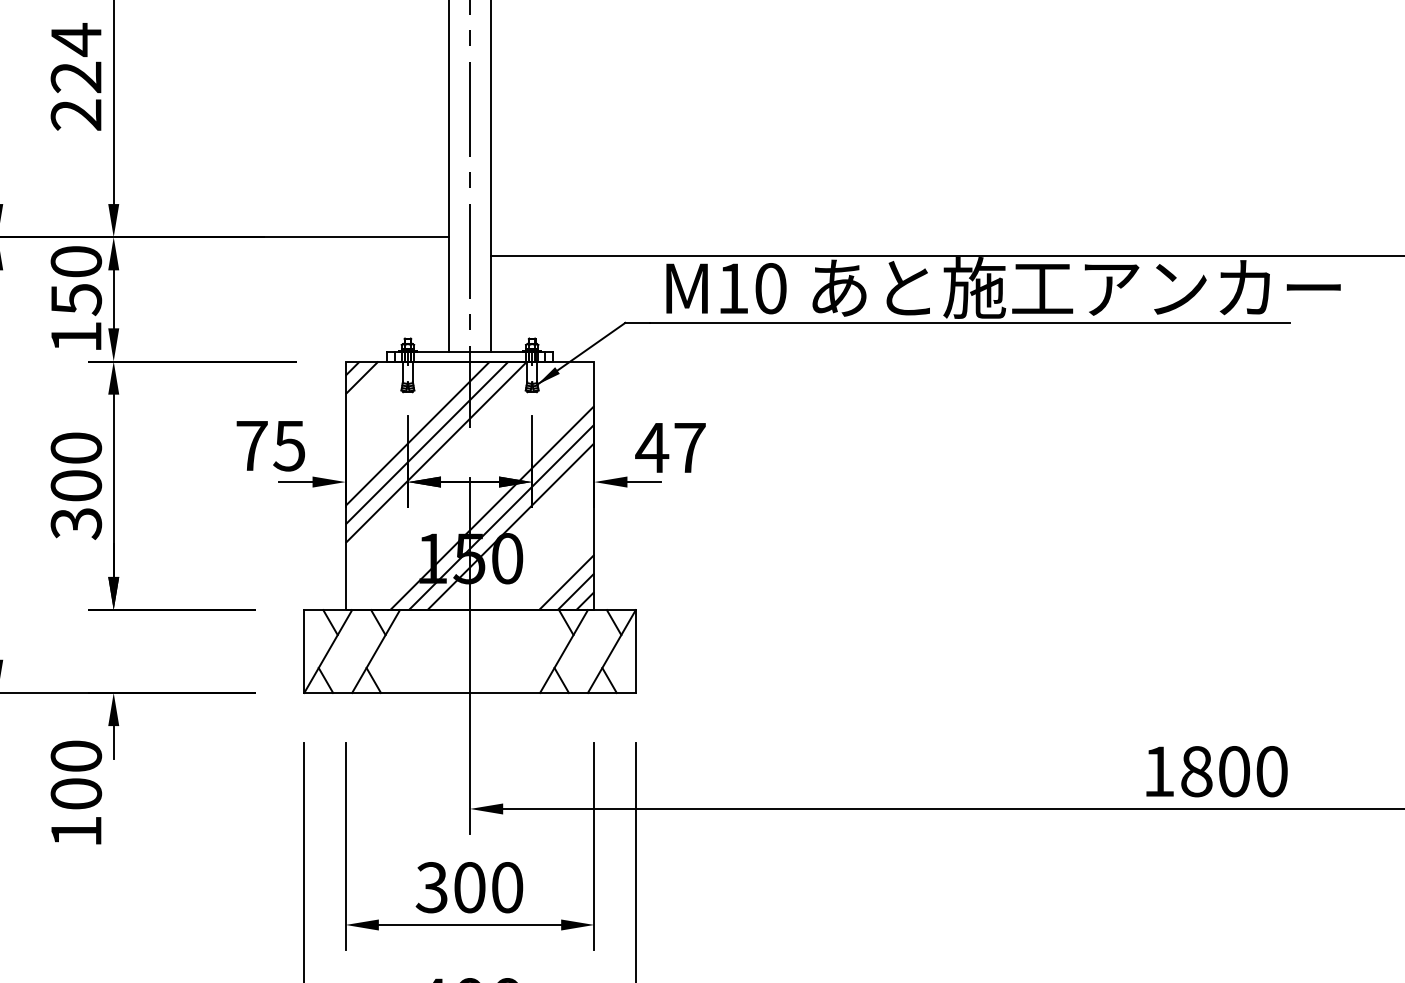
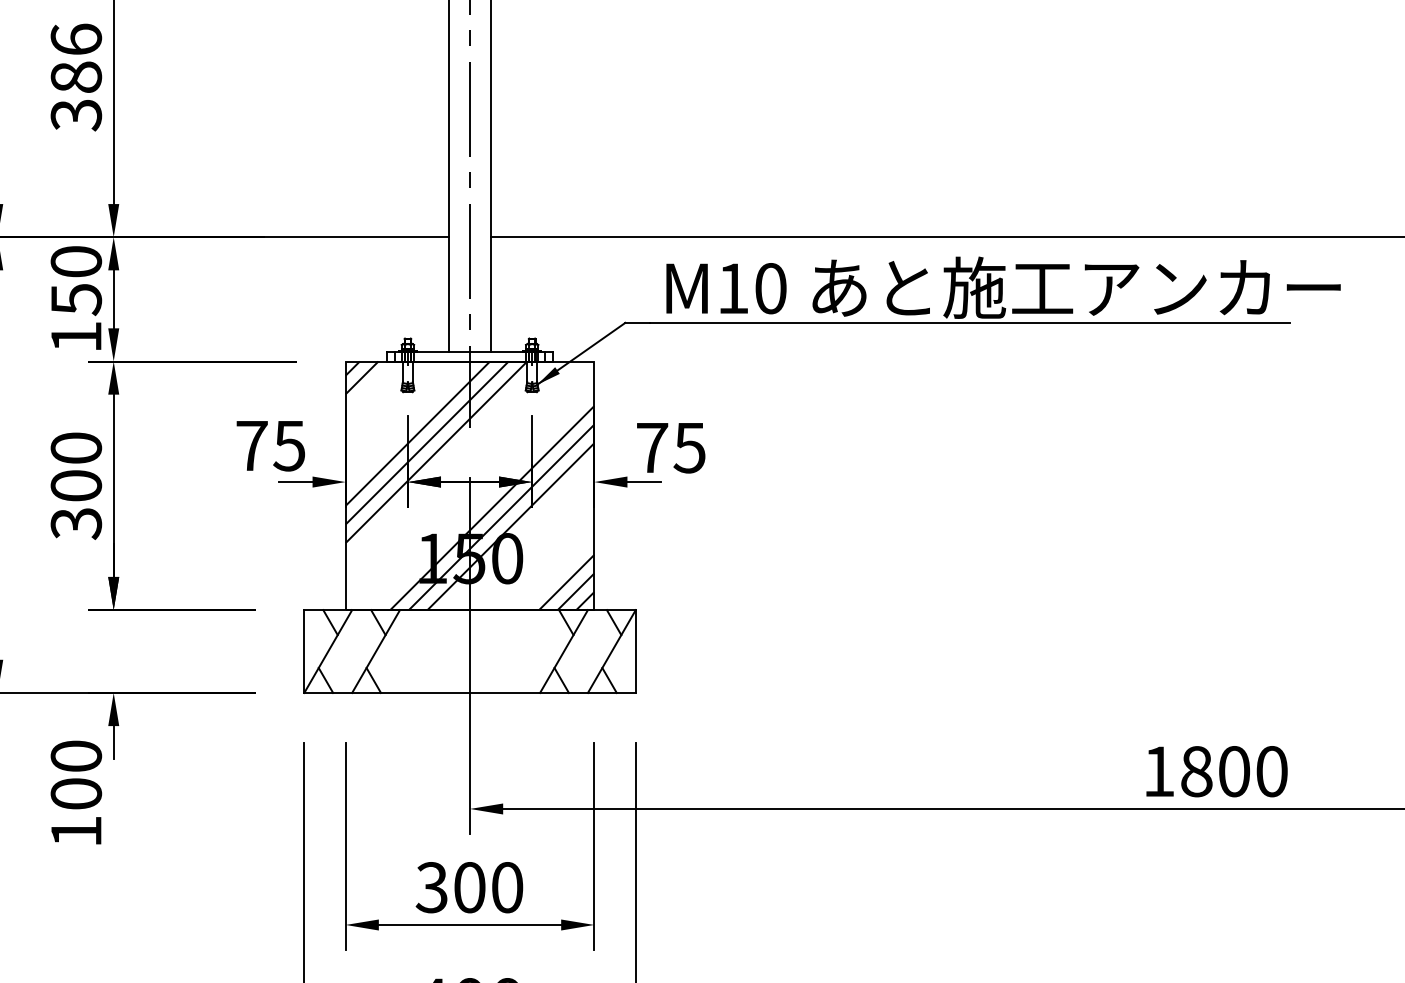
text: 224 -> 386 (76, 77)
line position: (945, 256) -> (945, 237) (945, 237)
text: 47 -> 75 (670, 448)
